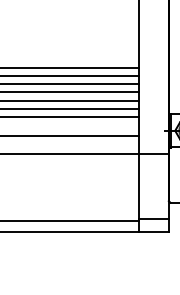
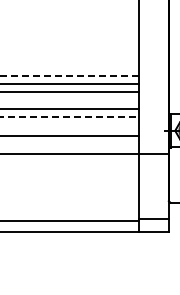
line: present -> none (70, 67)
line: solid -> dashed (69, 76)
line: present -> none (70, 100)
line: solid -> dashed (70, 116)
